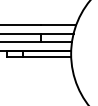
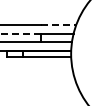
line: solid -> dashed (58, 25)
line: solid -> dashed (20, 33)
